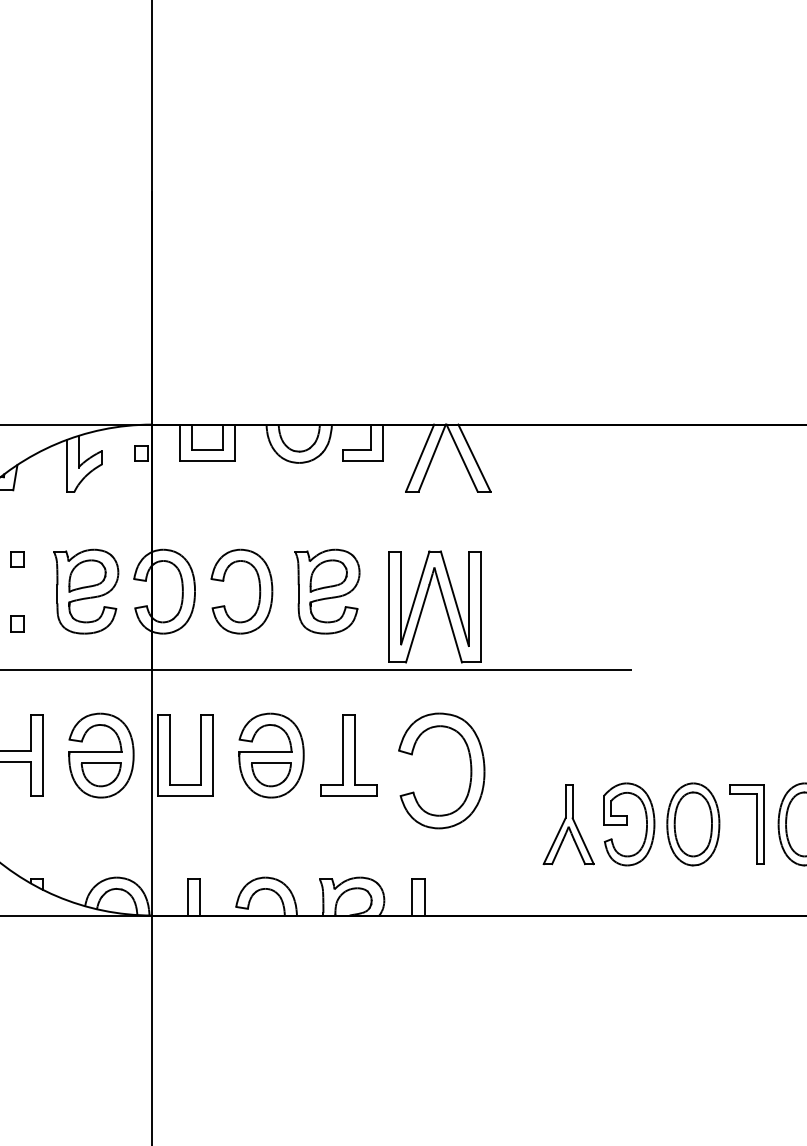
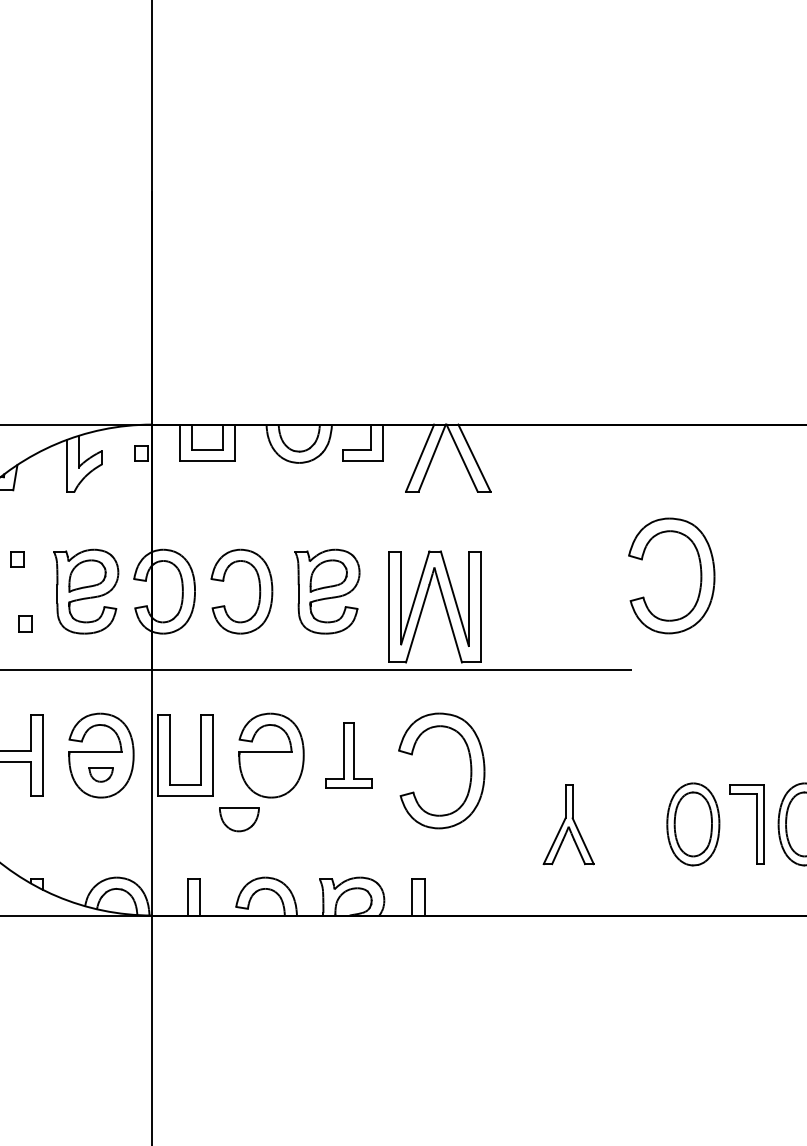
part: none -> present (700, 575)
part position: (17, 623) -> (25, 623) (25, 623)
part size: 58x83 px -> 48x67 px (348, 755)
part size: 42x26 px -> 26x16 px (100, 774)
part position: (271, 774) -> (239, 819) (239, 819)
part: present -> none (629, 824)
